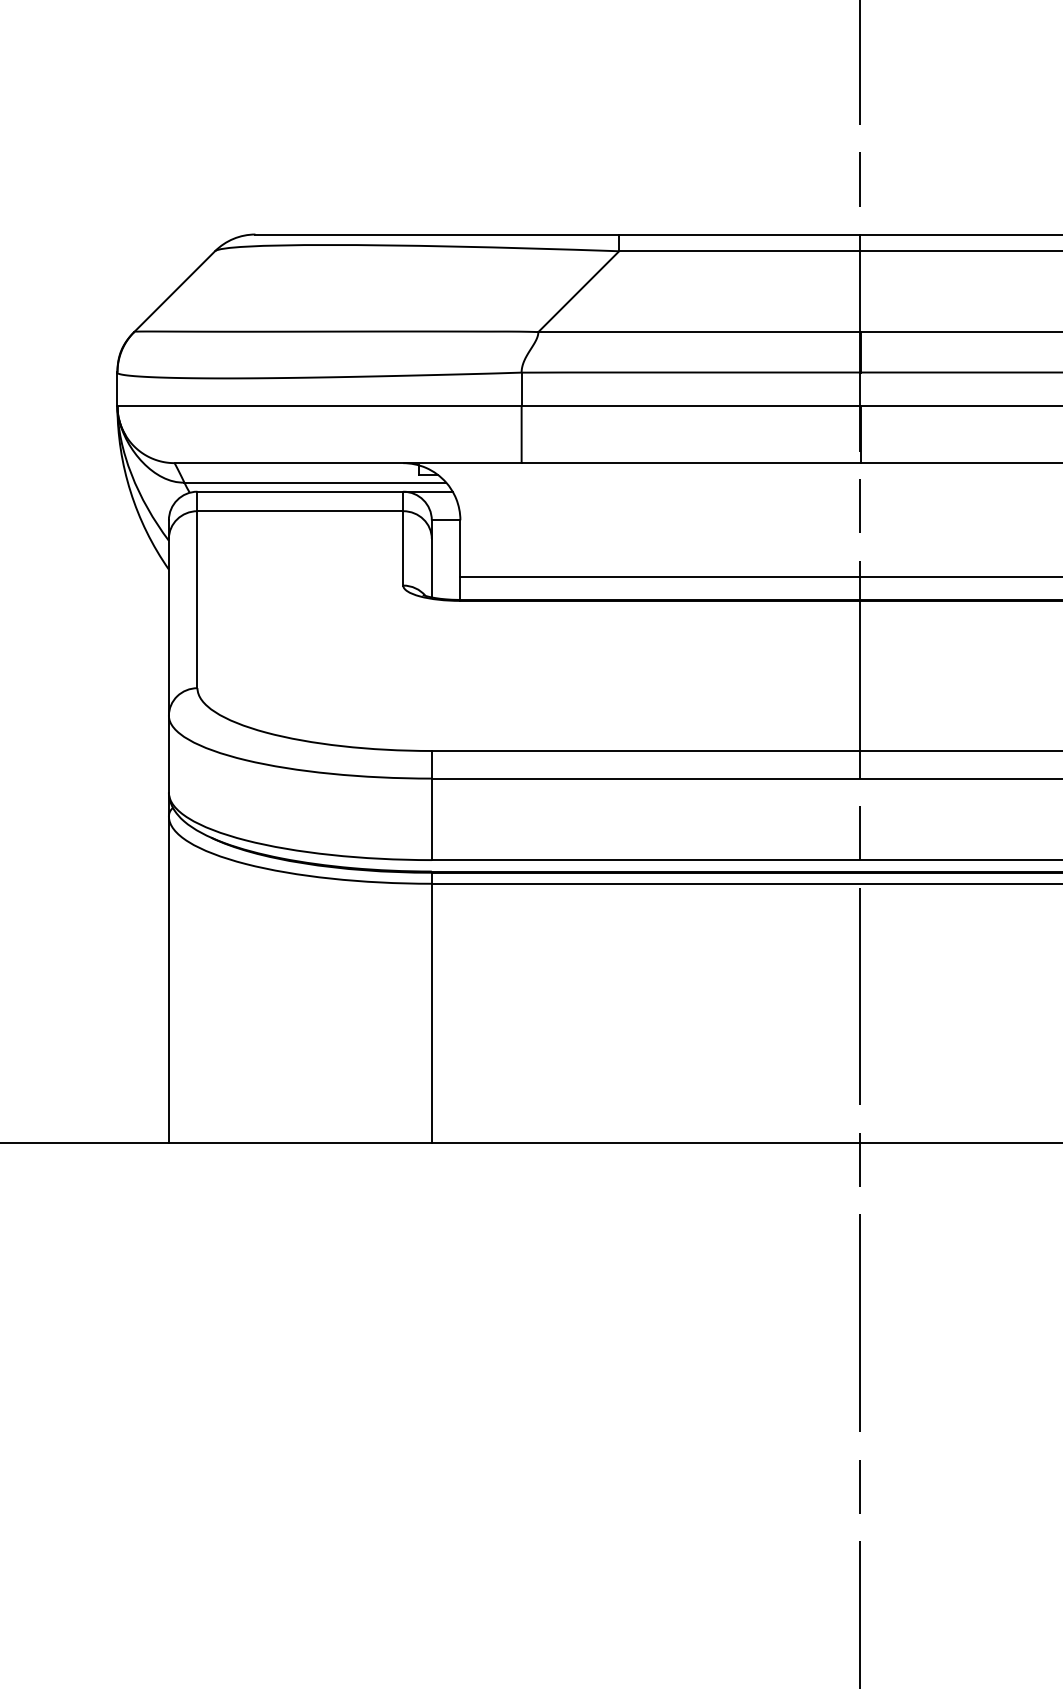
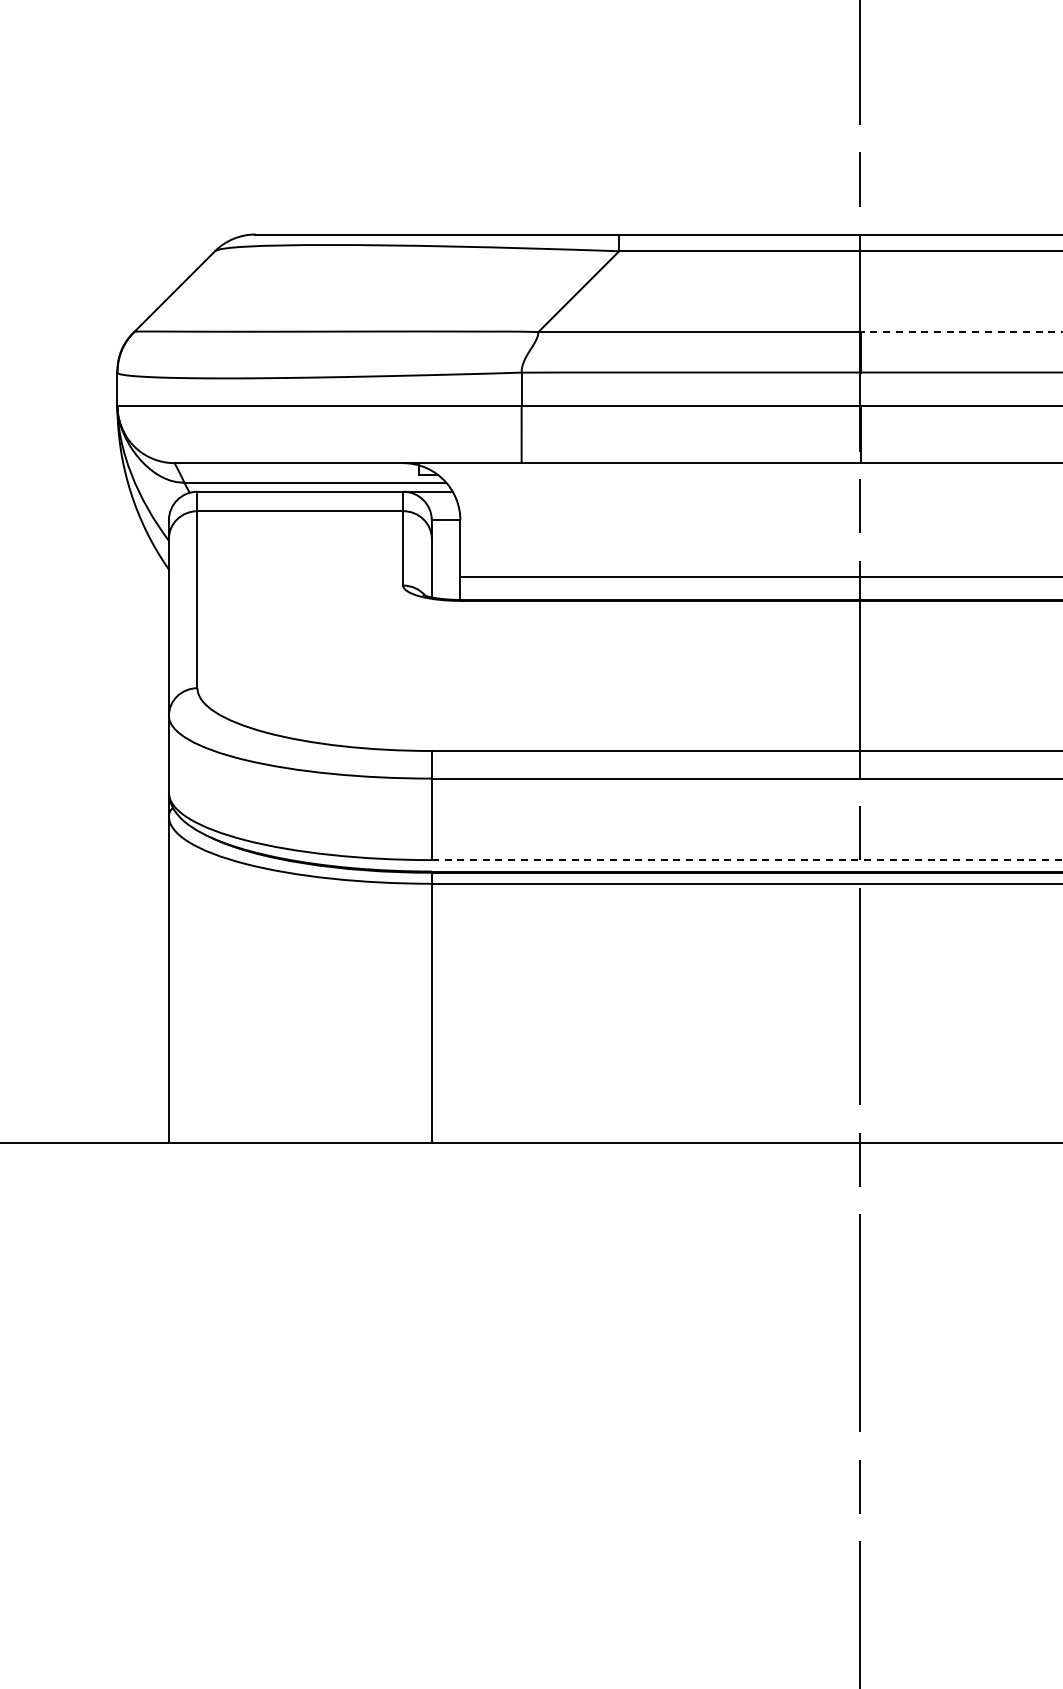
line: solid -> dashed (961, 332)
line: solid -> dashed (747, 860)
